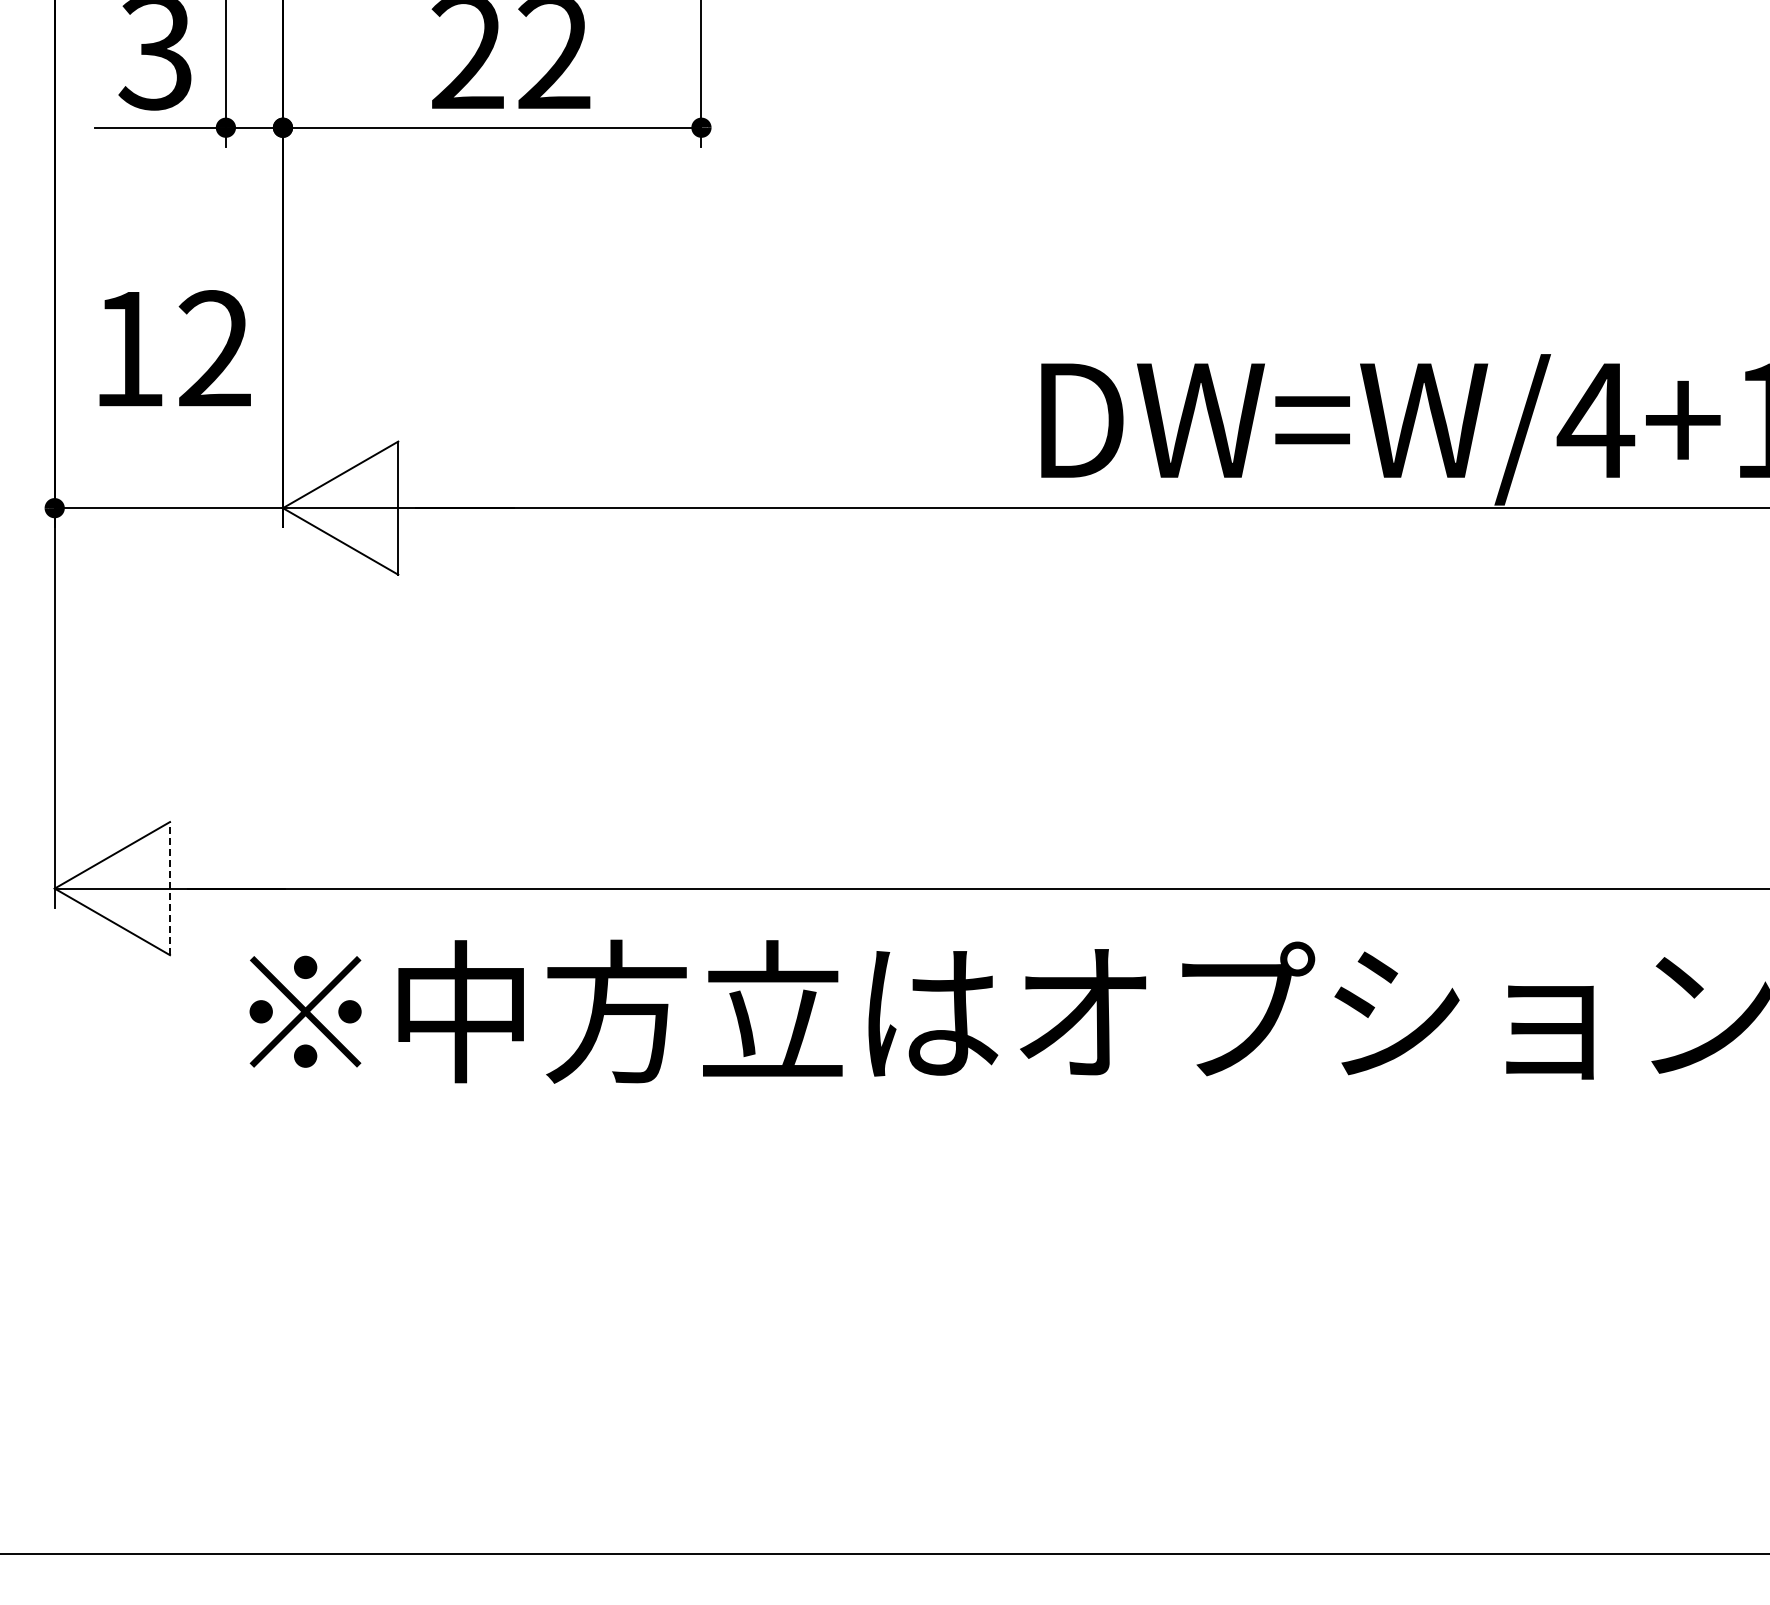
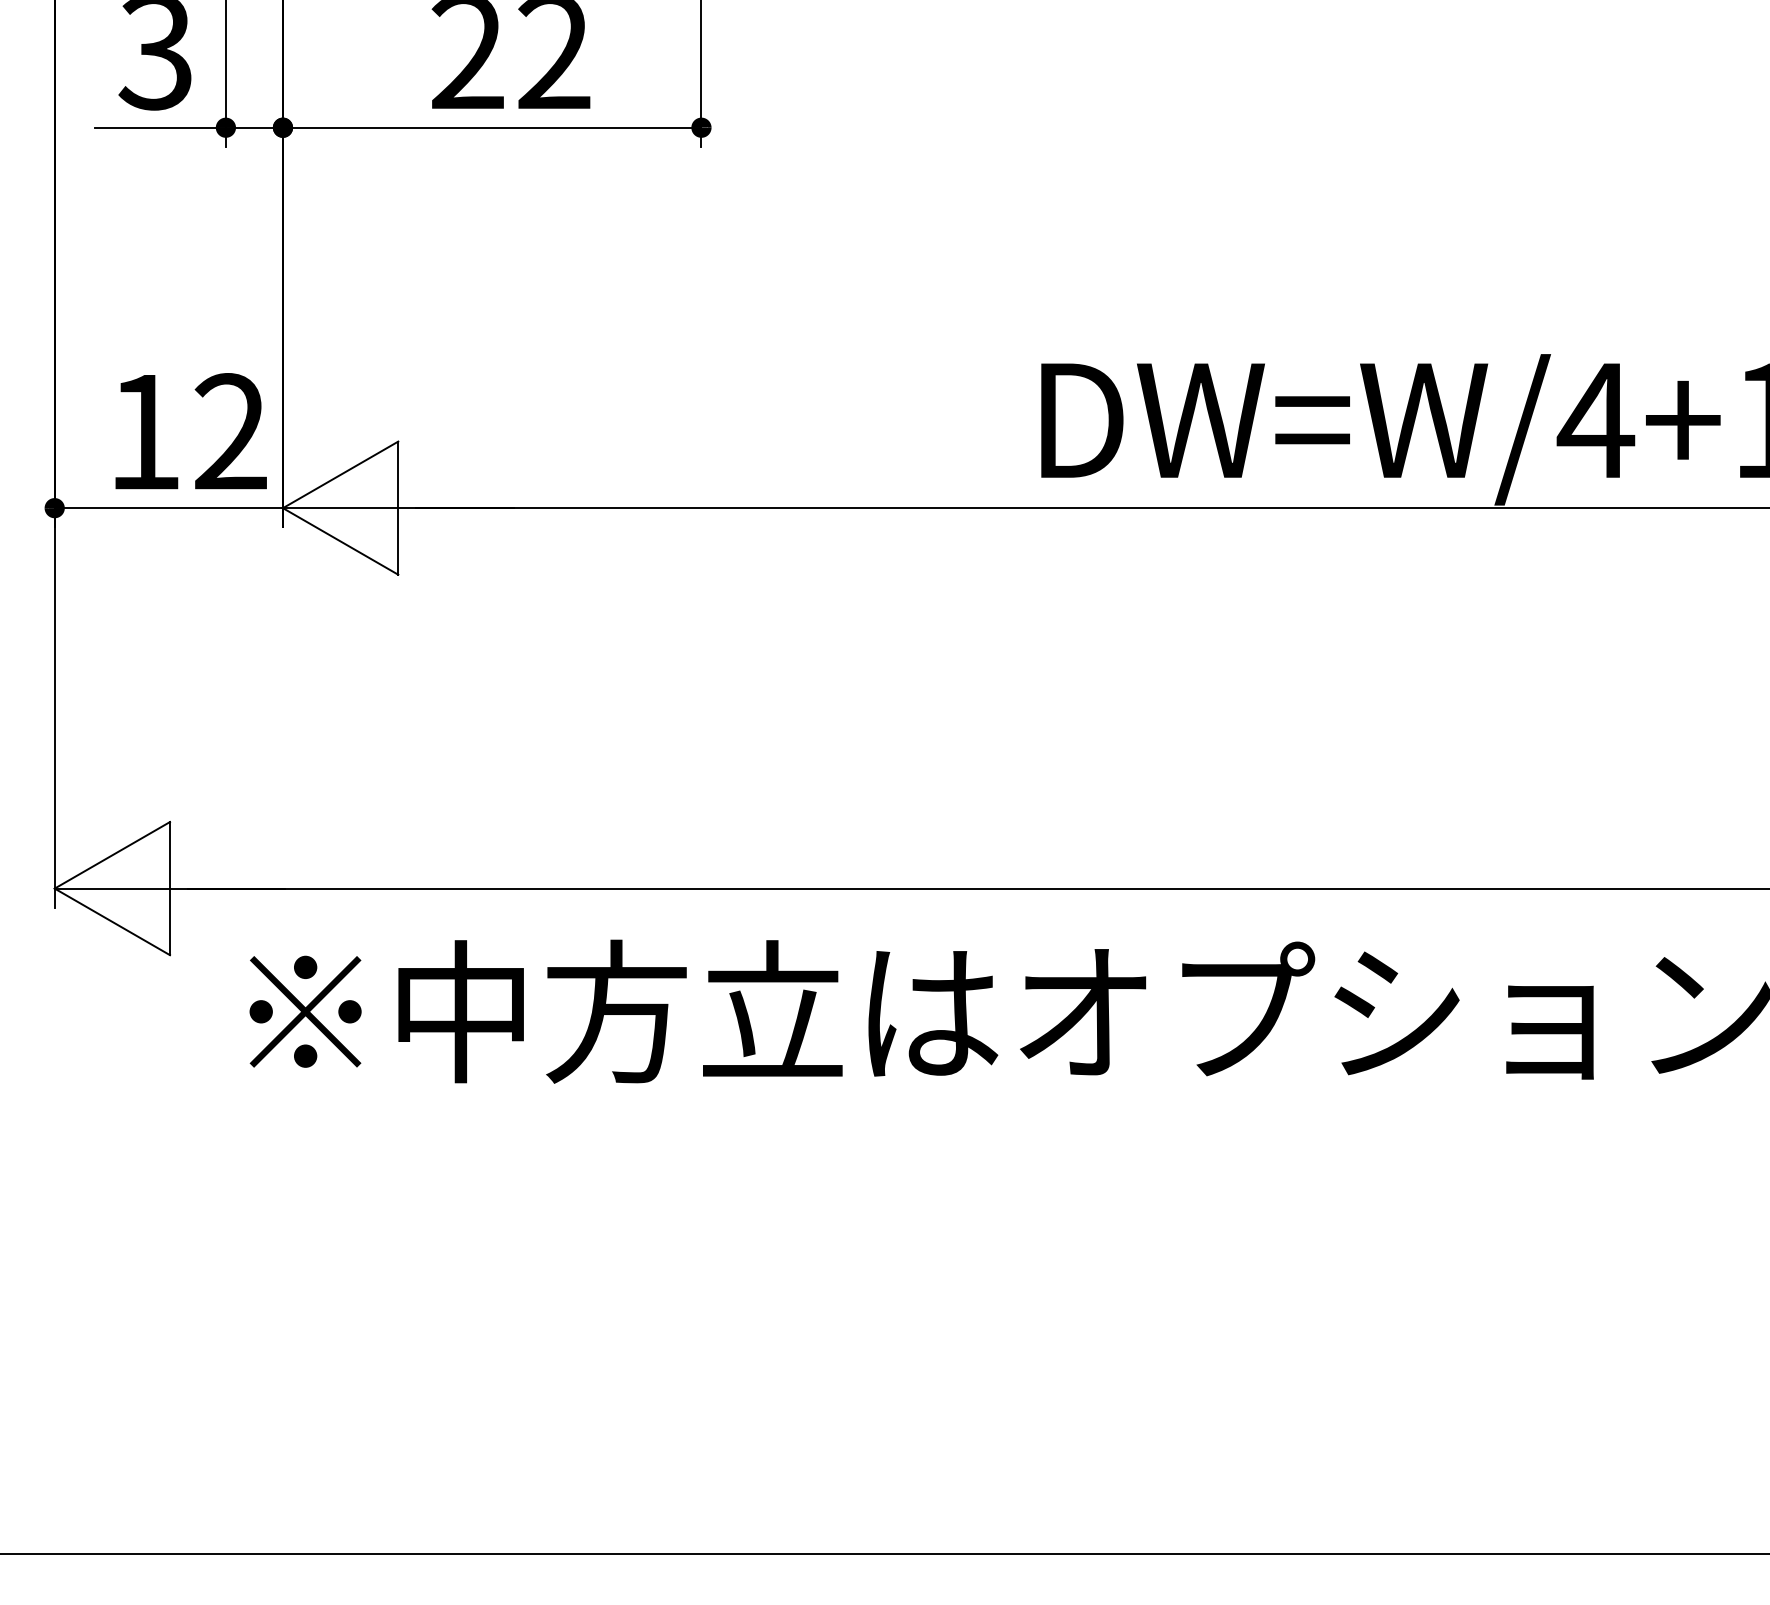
text position: (174, 348) -> (190, 431) (190, 431)
line: dashed -> solid (170, 888)
